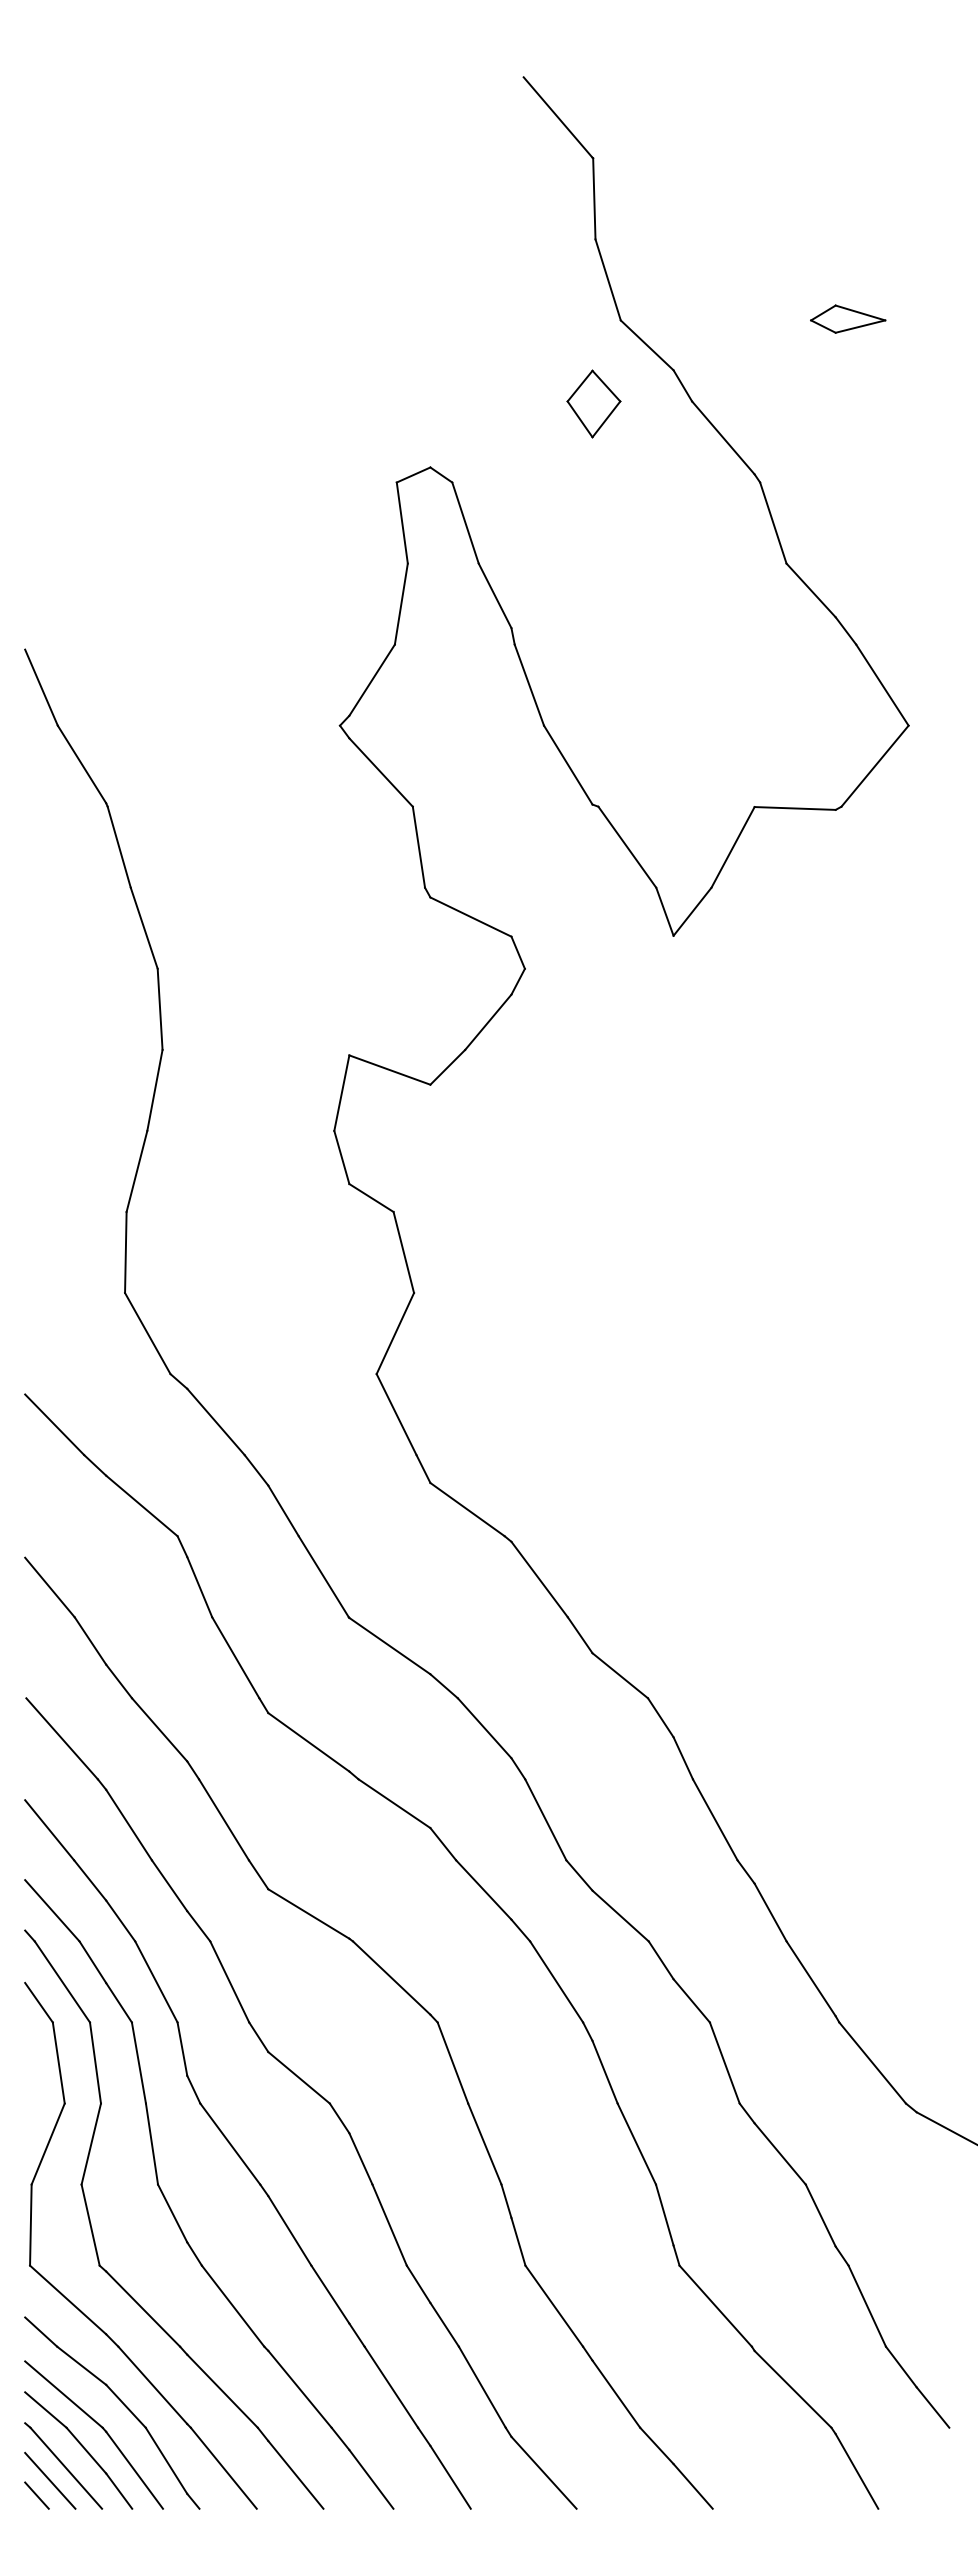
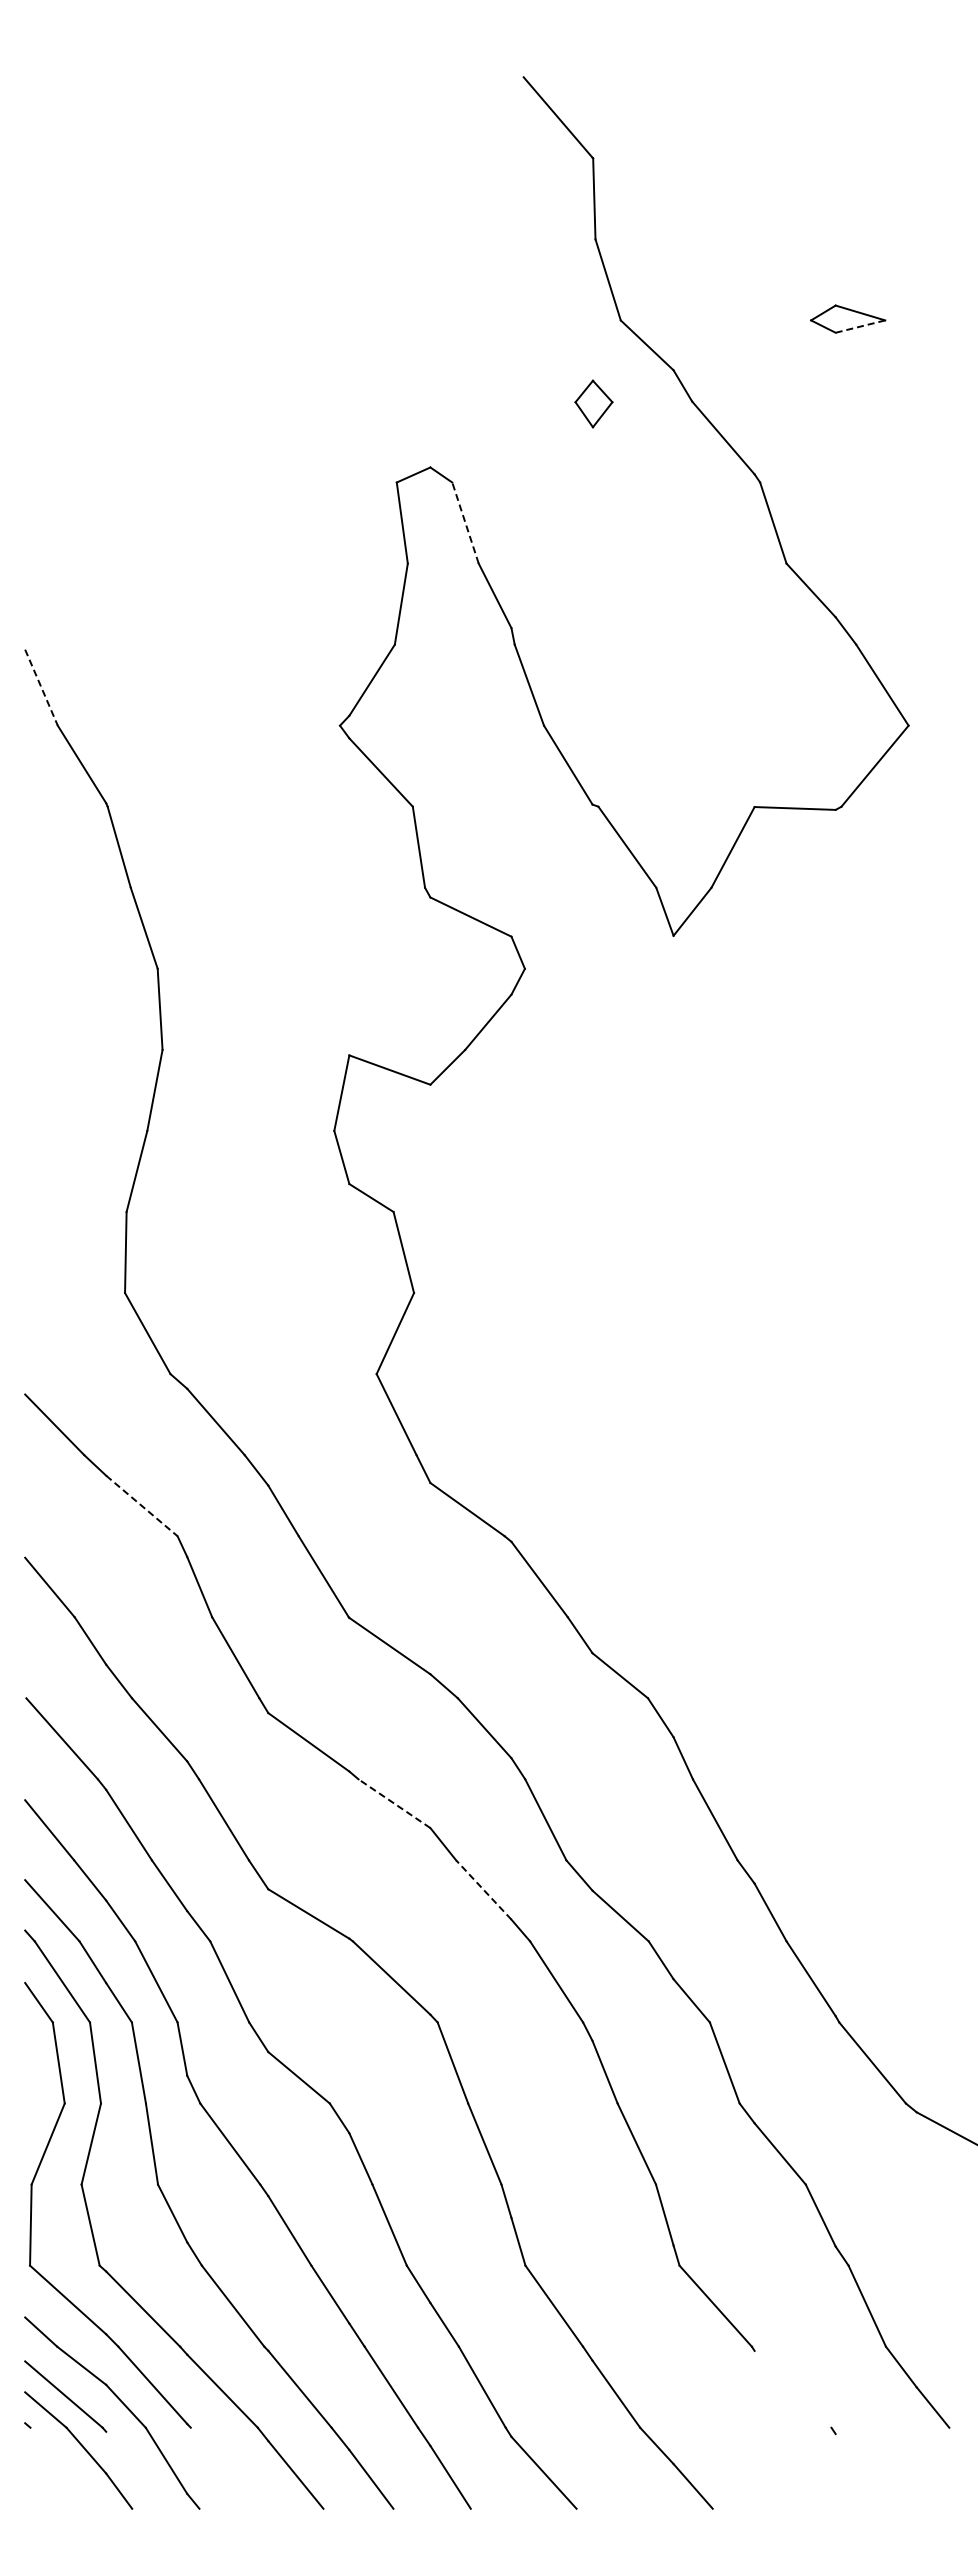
line: solid -> dashed (860, 326)
part size: 56x70 px -> 40x50 px (593, 403)
line: solid -> dashed (465, 523)
line: solid -> dashed (41, 688)
line: solid -> dashed (141, 1505)
line: solid -> dashed (394, 1803)
line: solid -> dashed (483, 1890)
line: present -> none (792, 2388)
line: present -> none (66, 2467)
line: present -> none (223, 2467)
line: present -> none (134, 2469)
line: present -> none (856, 2471)
line: present -> none (50, 2480)
line: present -> none (36, 2495)
